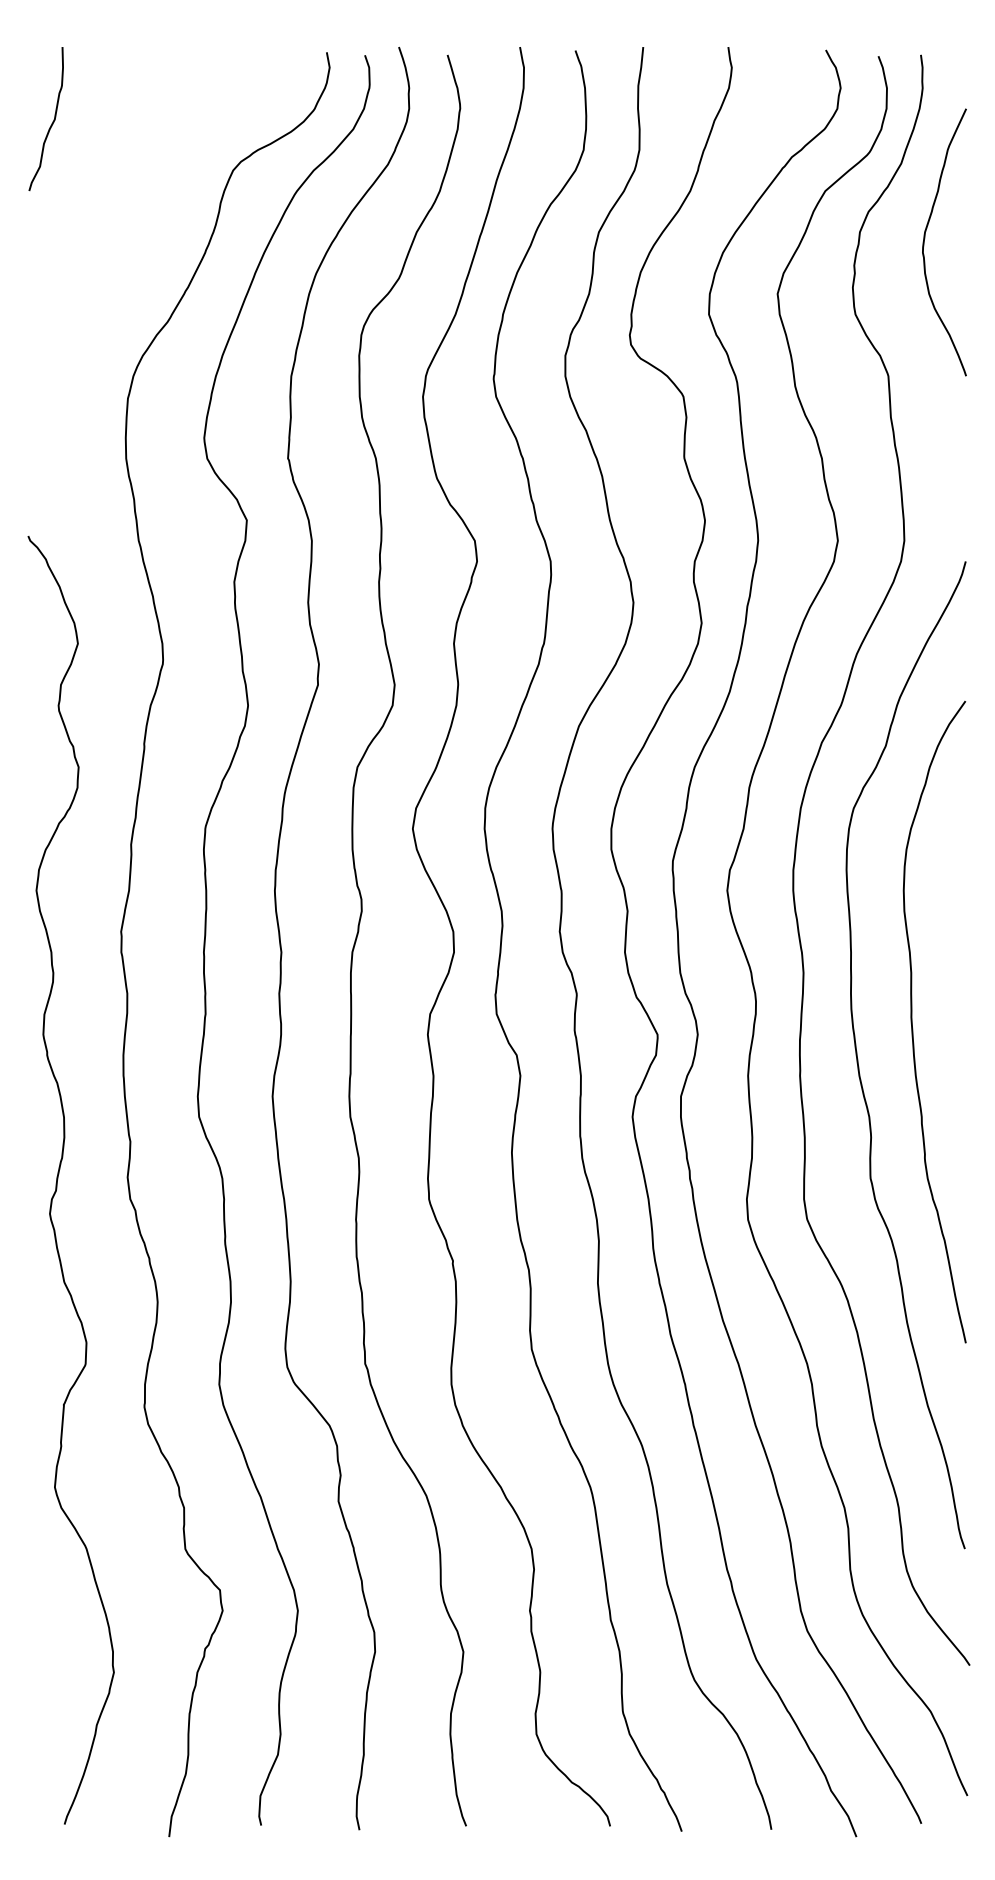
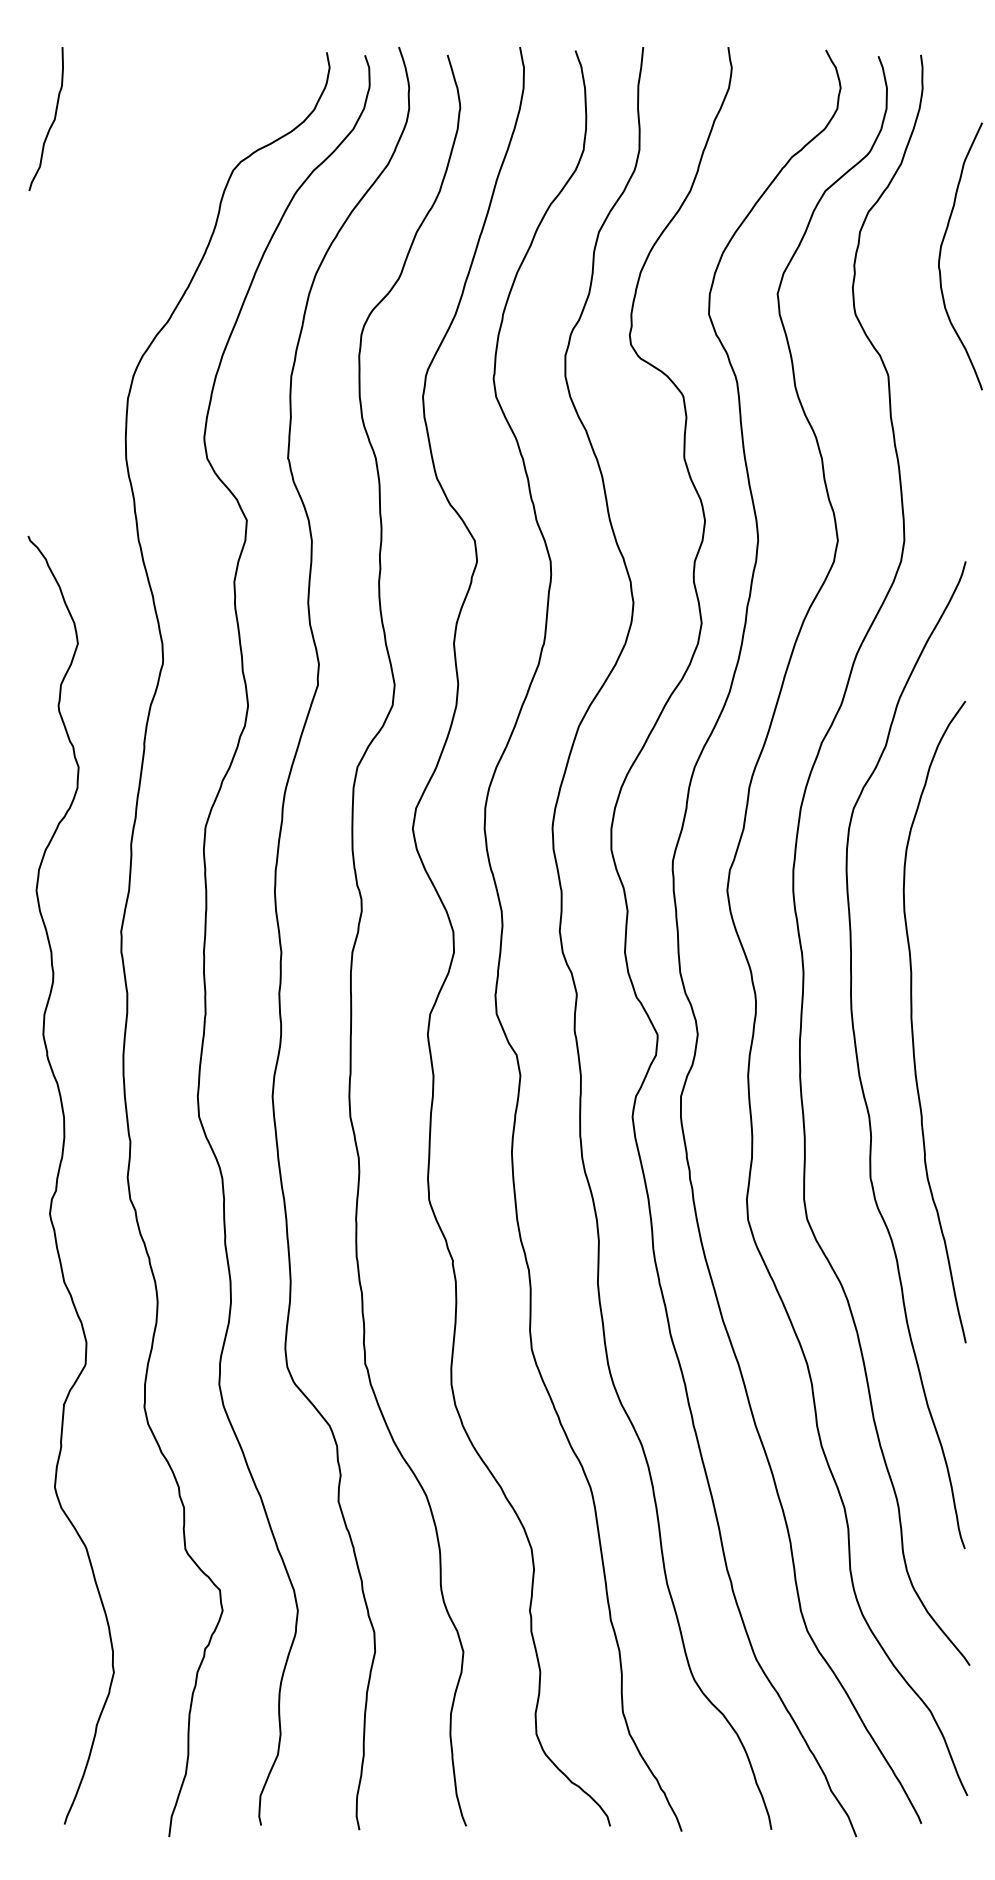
curve position: (925, 238) -> (941, 252) (941, 252)
